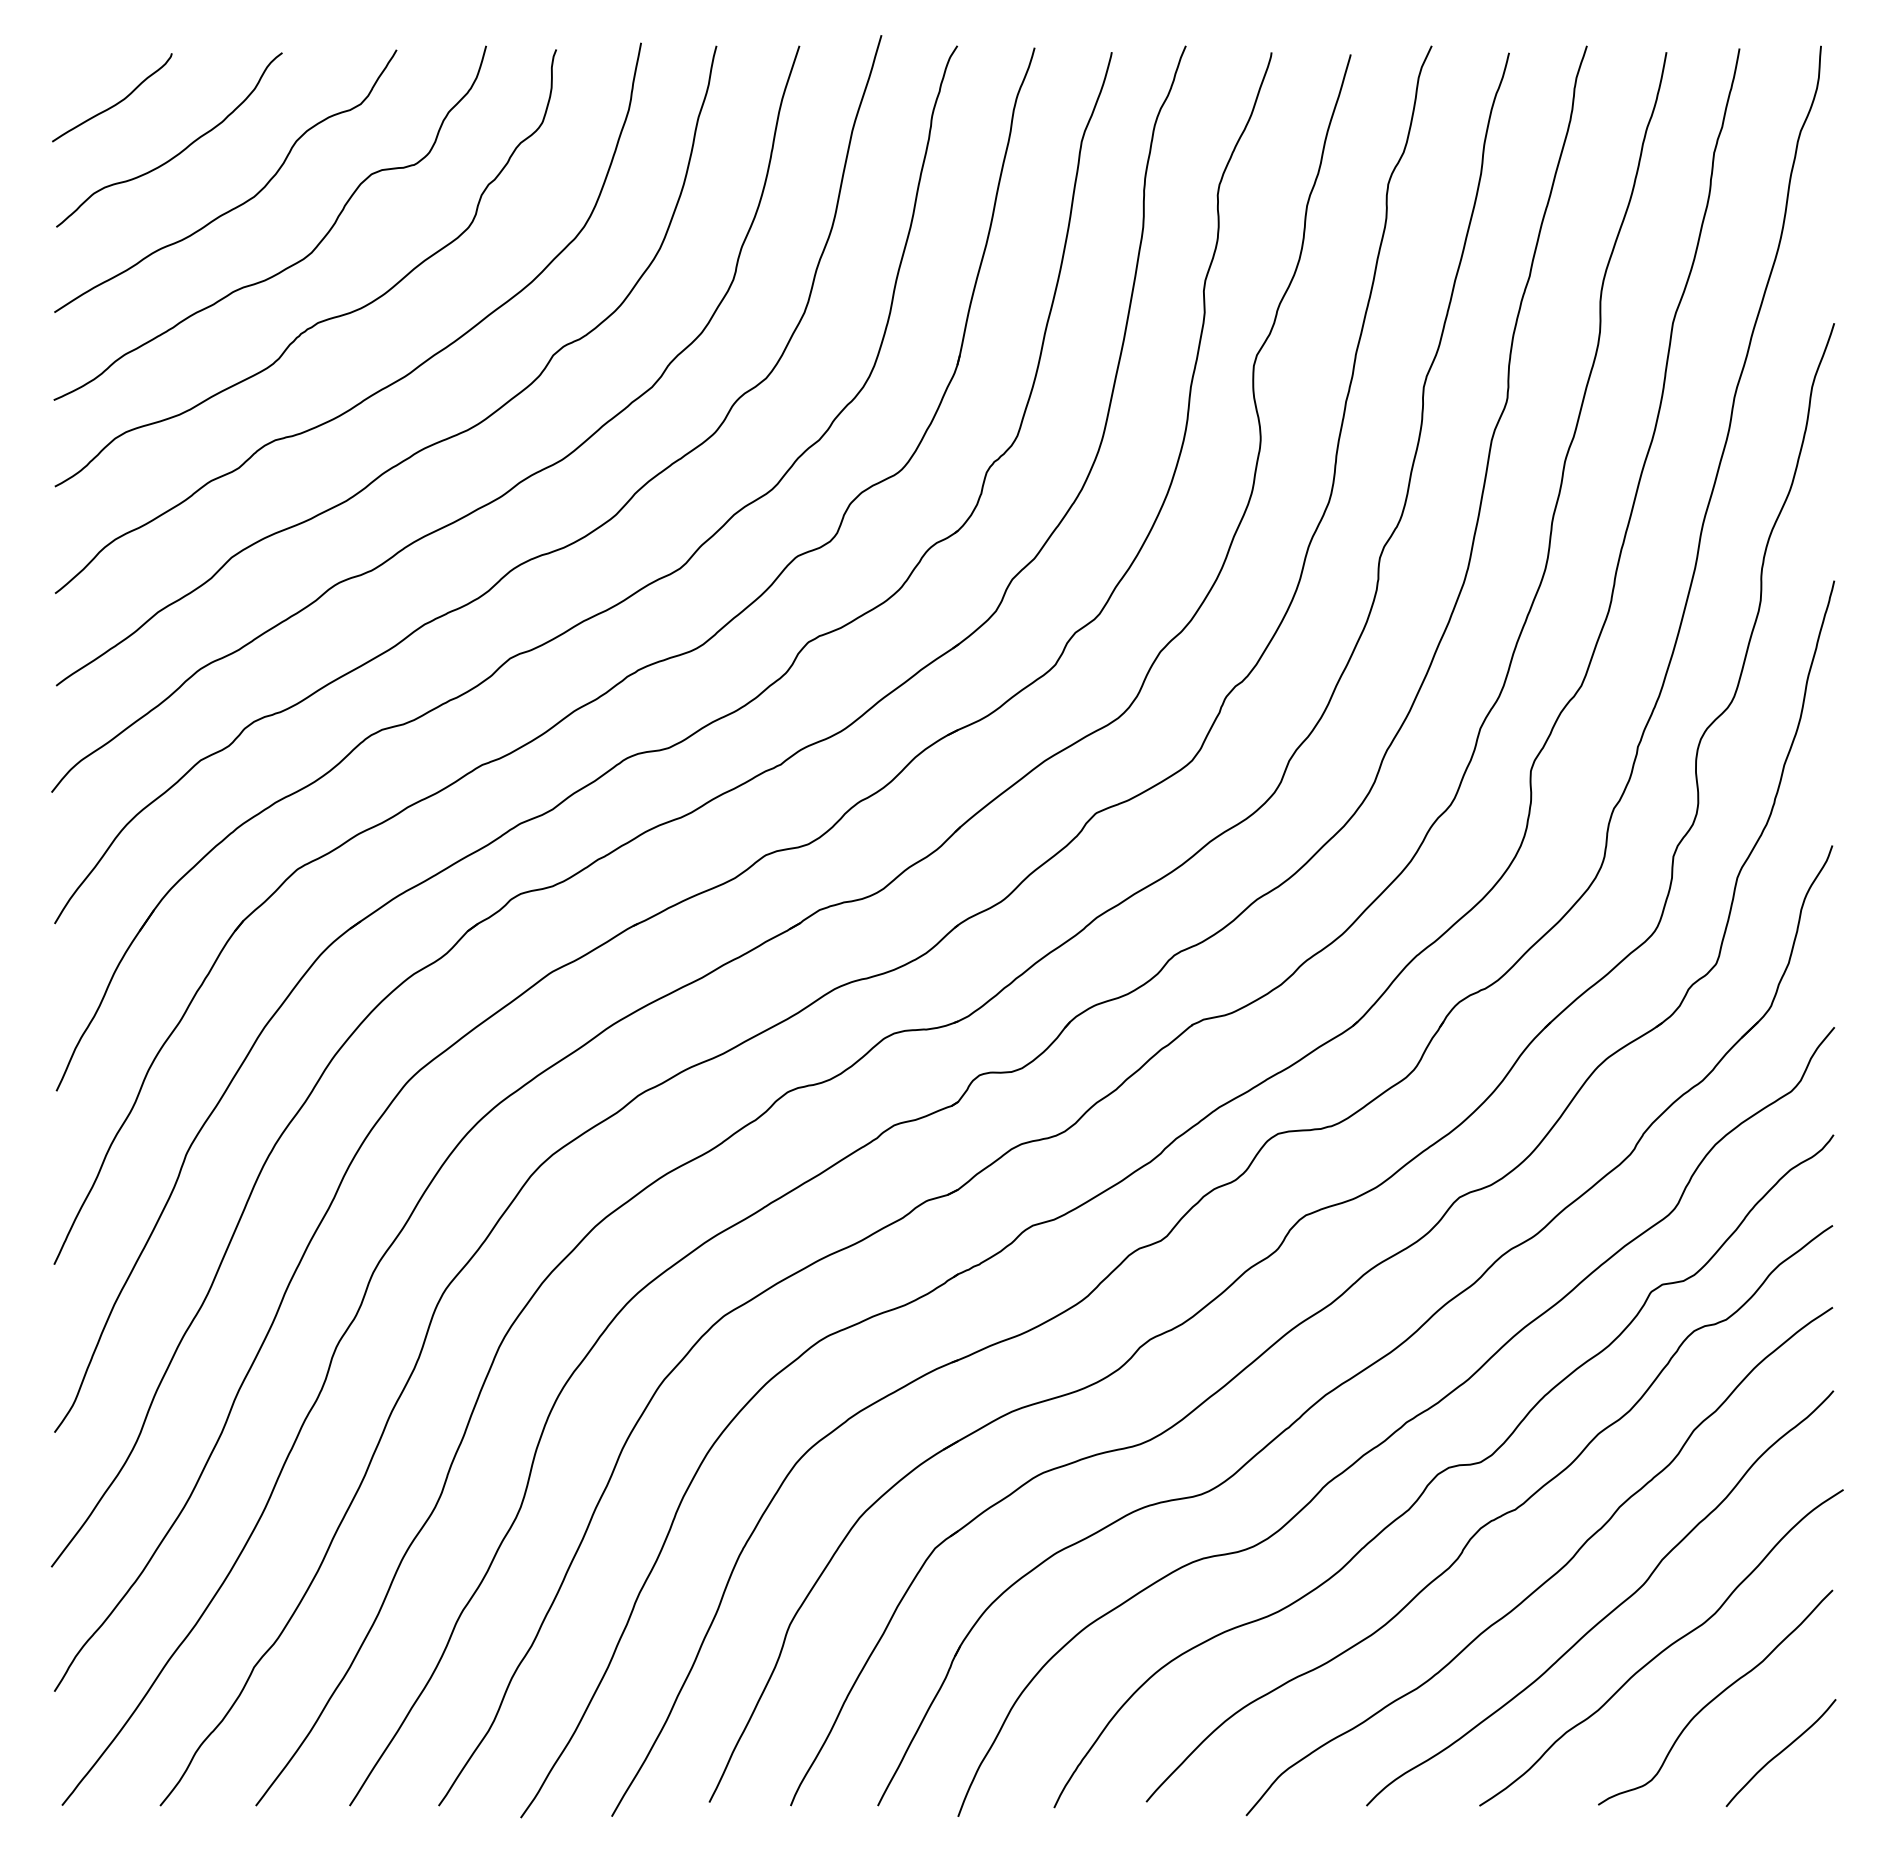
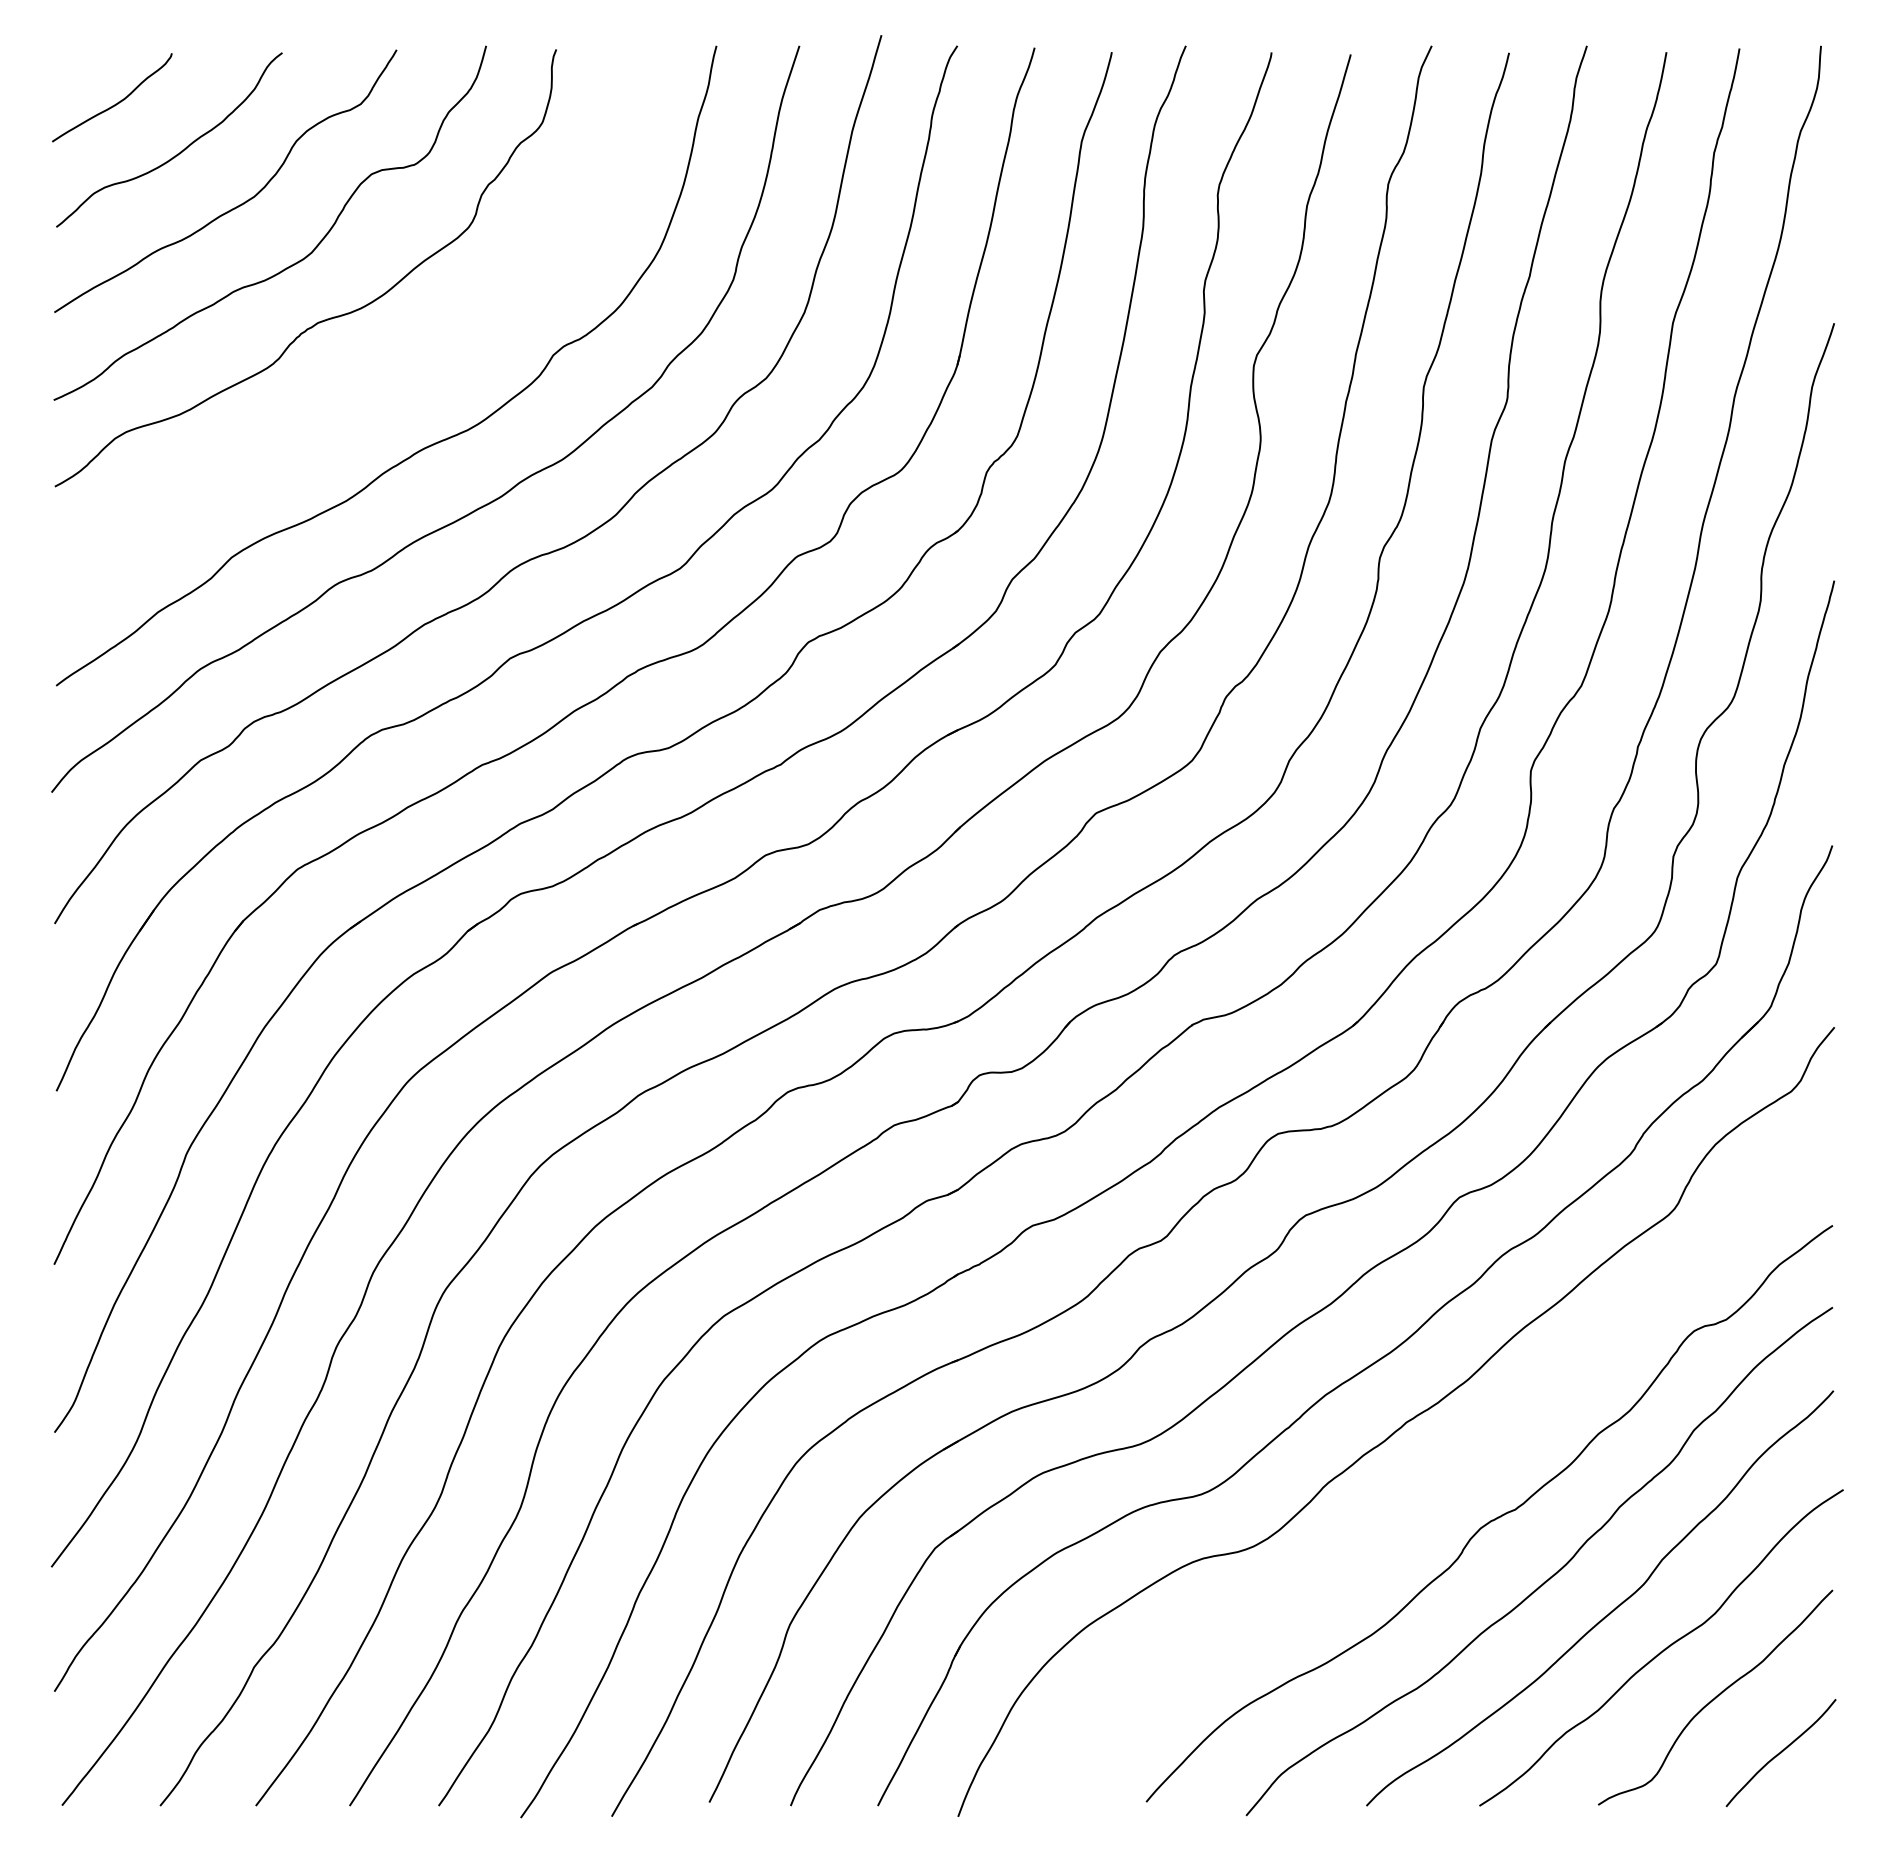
curve: present -> none (383, 387)
curve: present -> none (1443, 1471)
